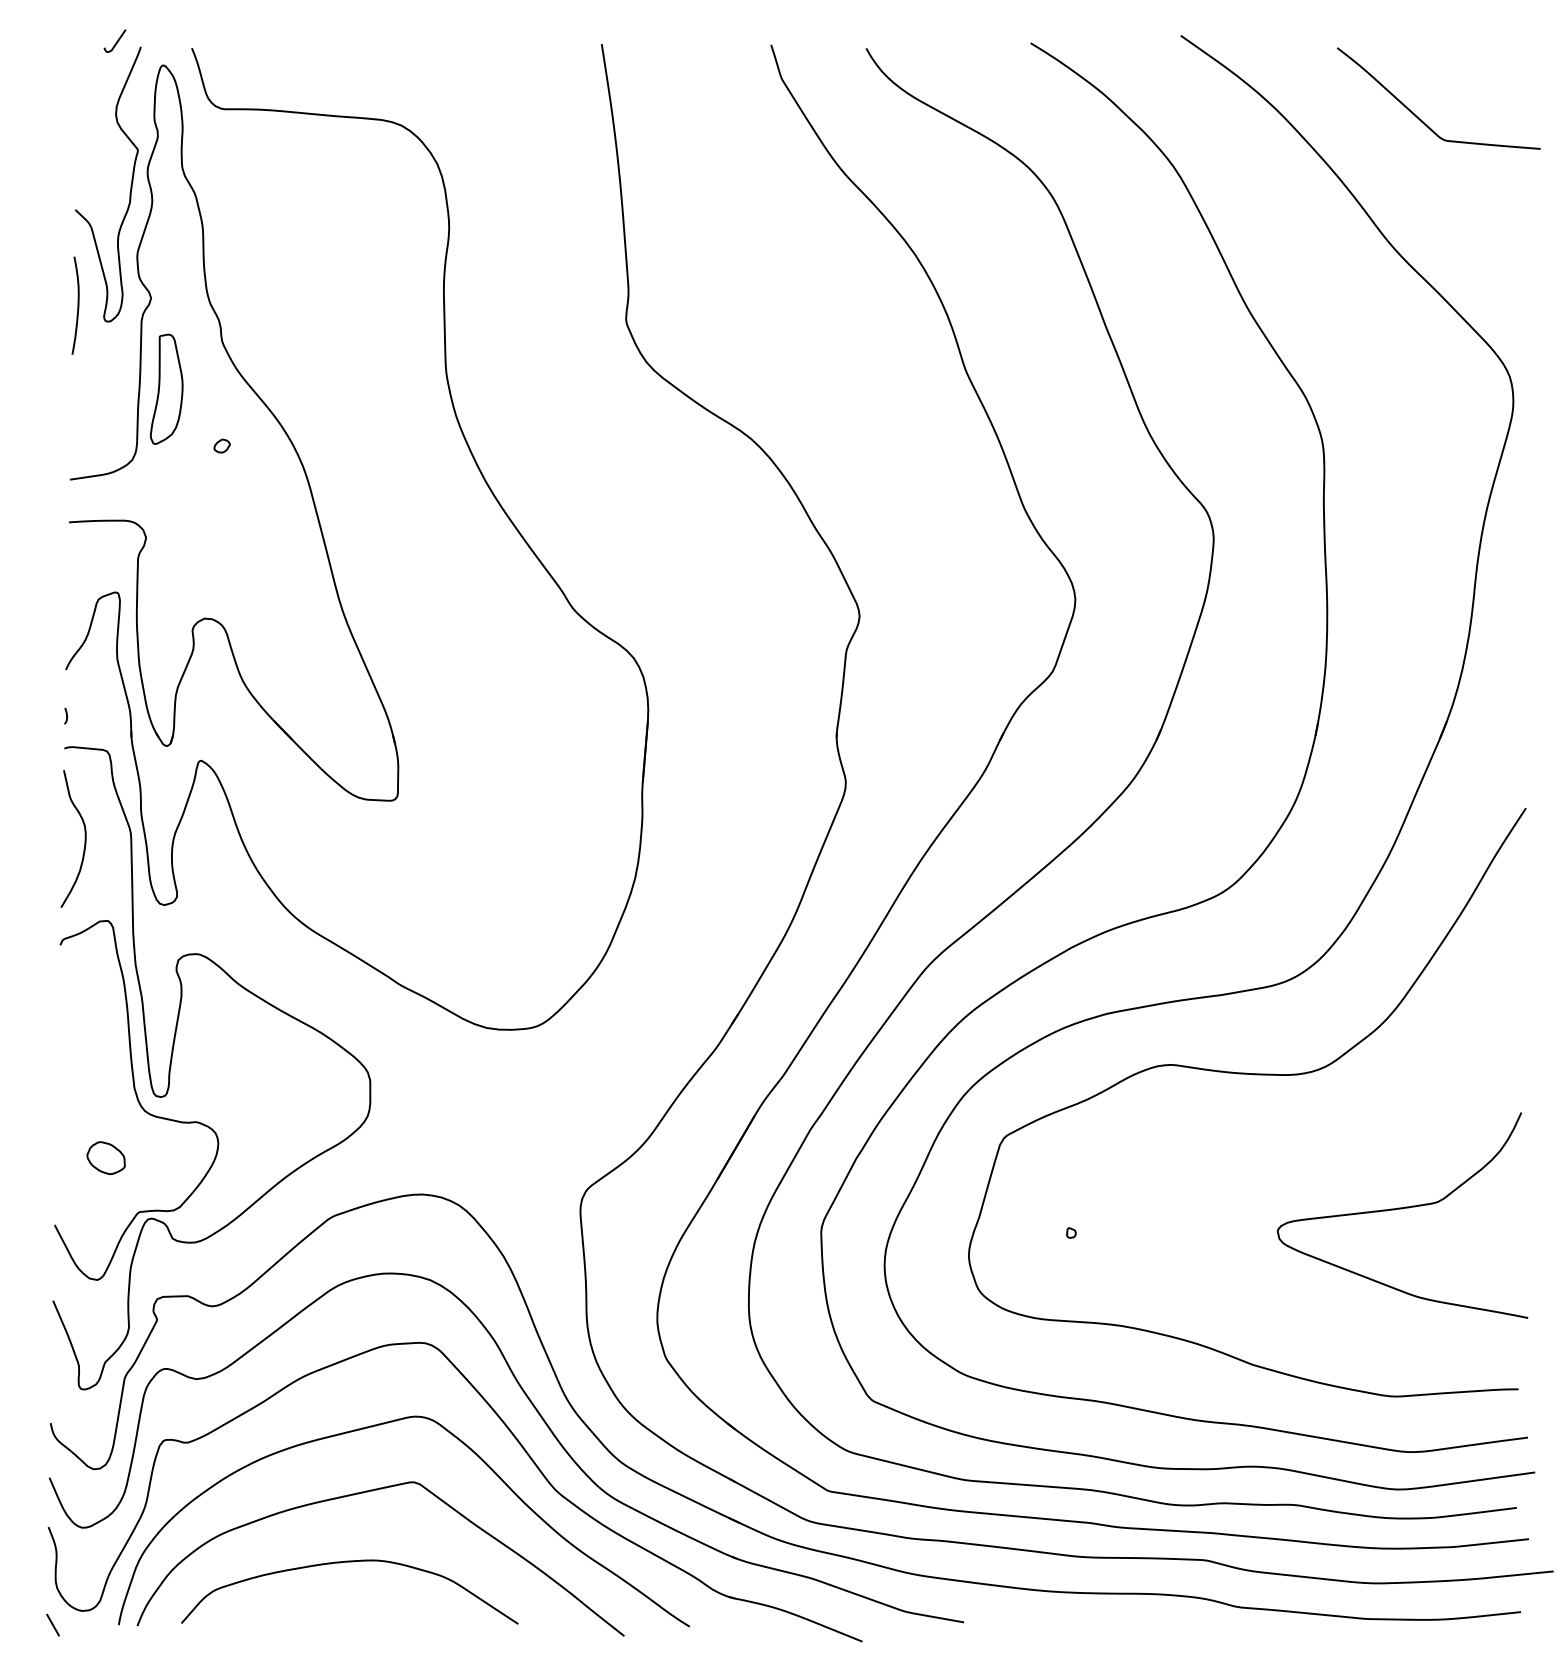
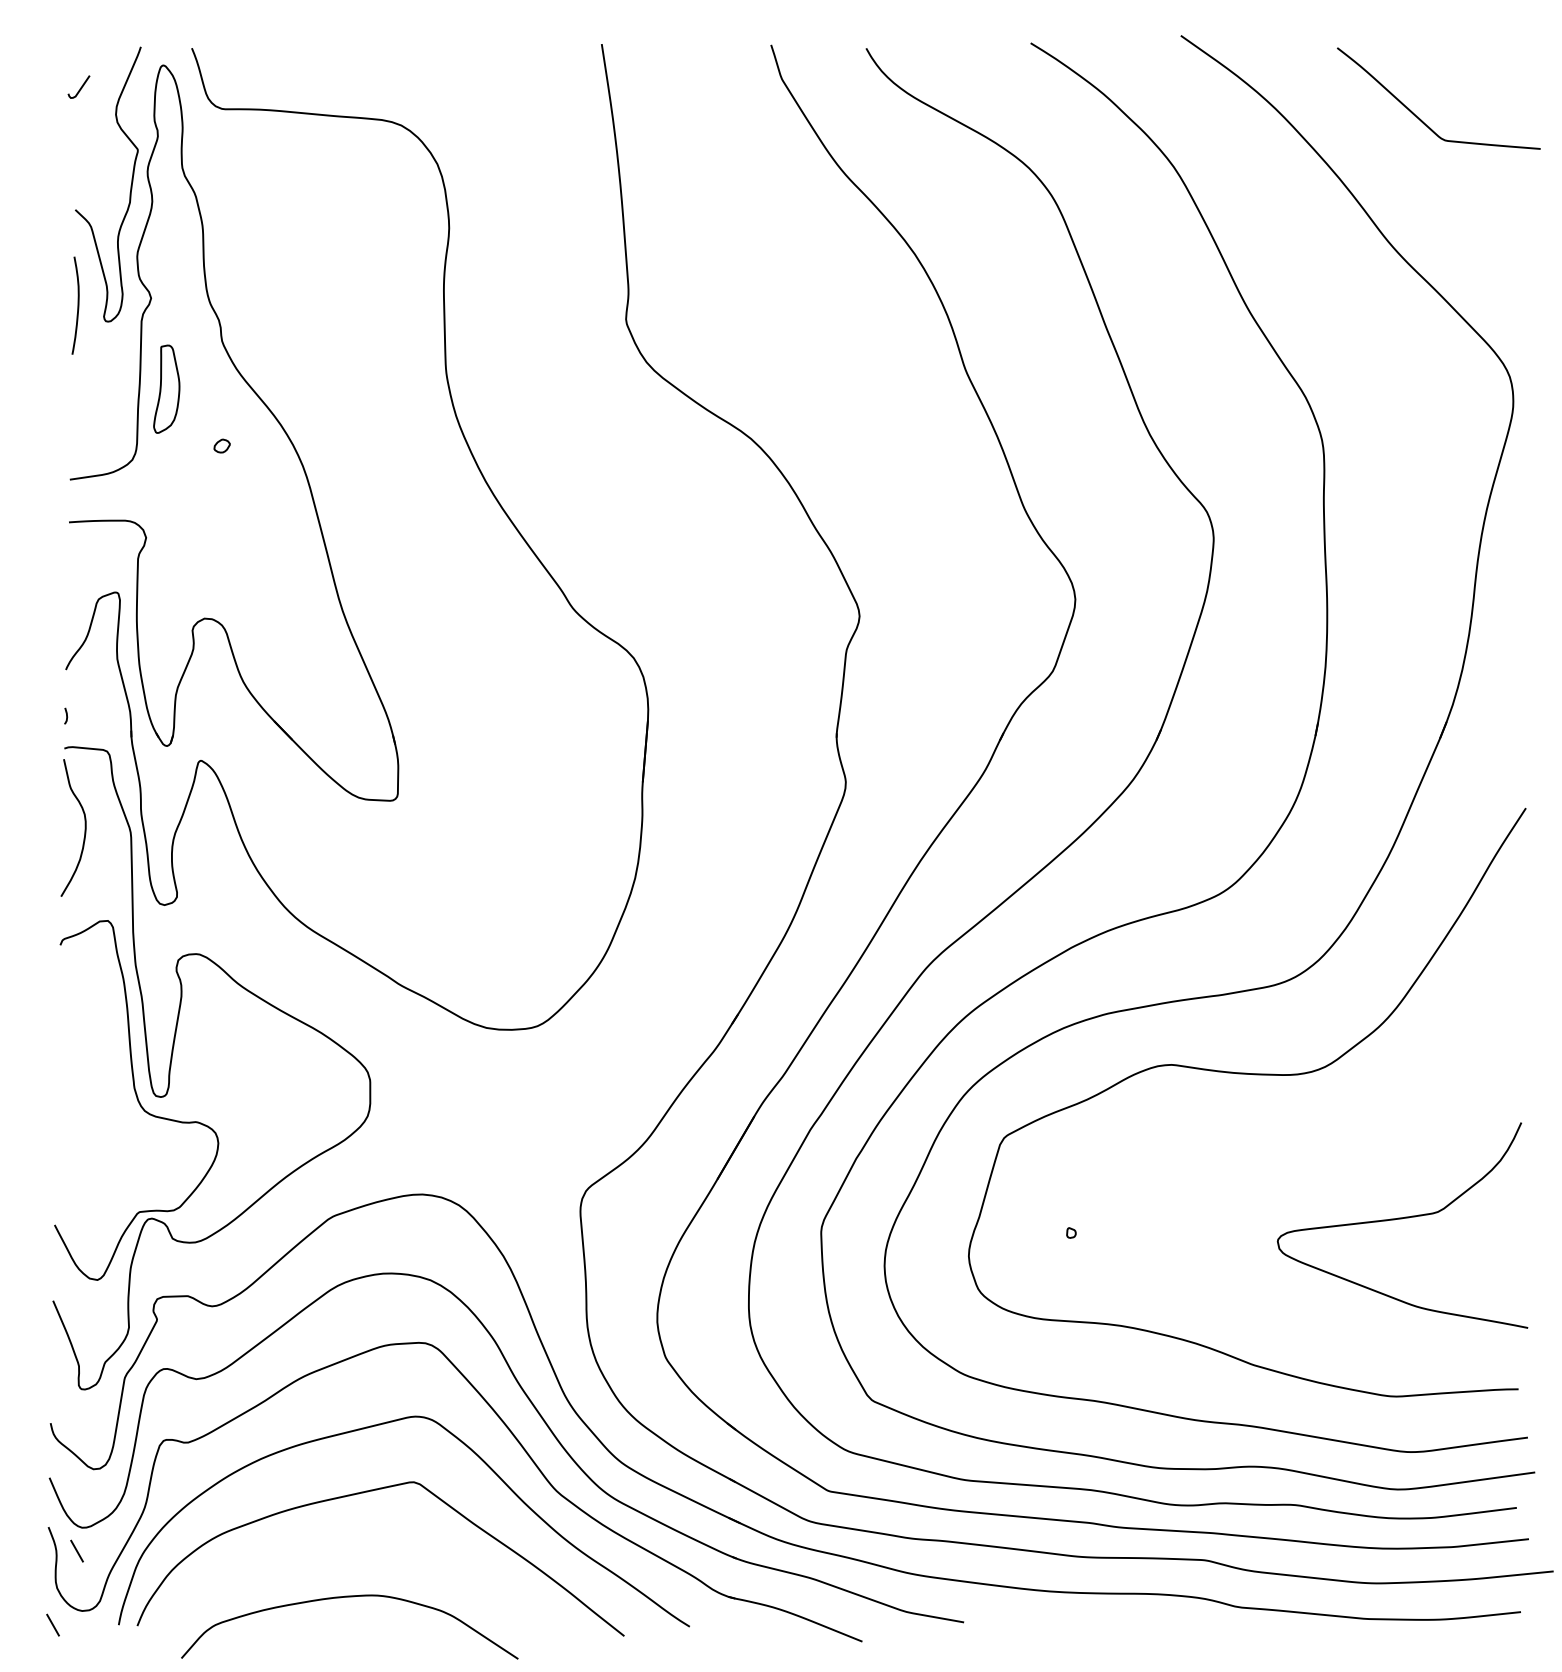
curve position: (116, 41) -> (80, 87) (80, 87)
part size: 34x112 px -> 28x90 px (166, 388)
curve position: (84, 838) -> (84, 827) (84, 827)
part: present -> none (105, 1158)
curve position: (1402, 1209) -> (1402, 1219) (1402, 1219)
line: none -> present (76, 1550)
curve position: (349, 1562) -> (349, 1597) (349, 1597)
